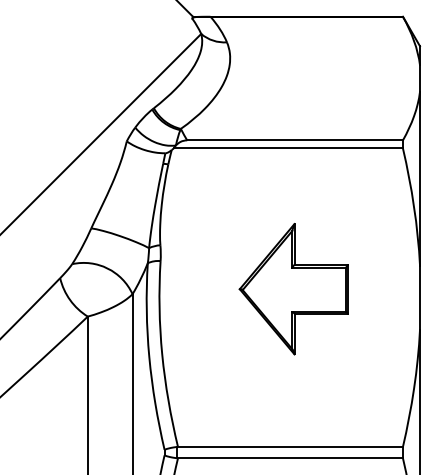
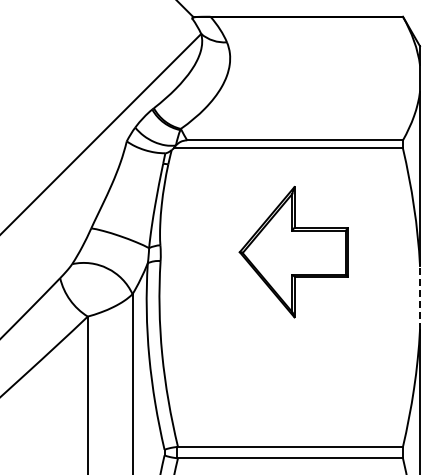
part position: (293, 289) -> (293, 252) (293, 252)
line: solid -> dashed (420, 297)
